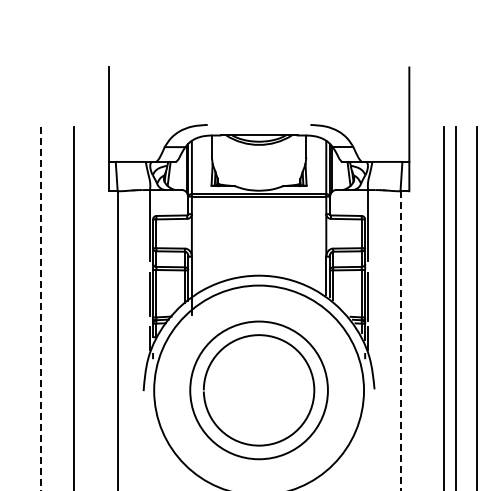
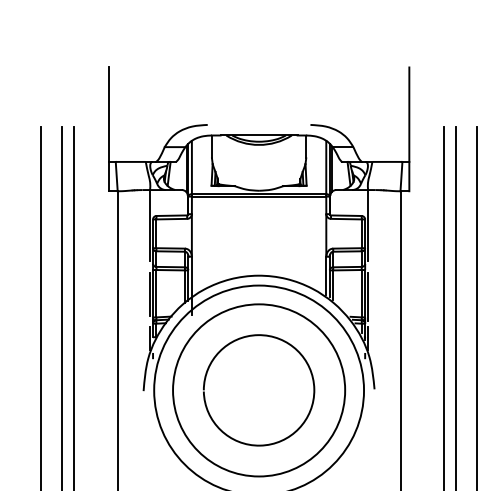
line: none -> present (62, 306)
line: dashed -> solid (41, 308)
line: dashed -> solid (400, 341)
circle diameter: 138 px -> 172 px (259, 390)
